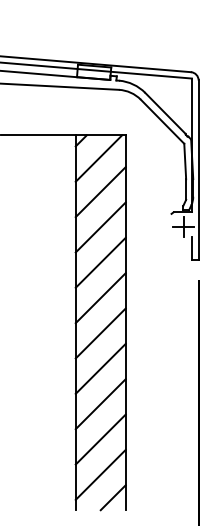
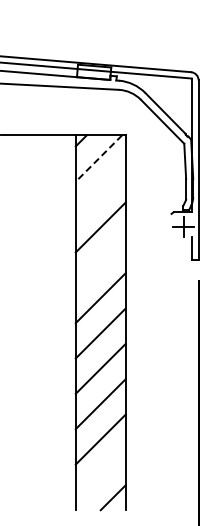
line: solid -> dashed (98, 158)
line: present -> none (100, 192)
line: present -> none (100, 262)
line: present -> none (100, 474)
